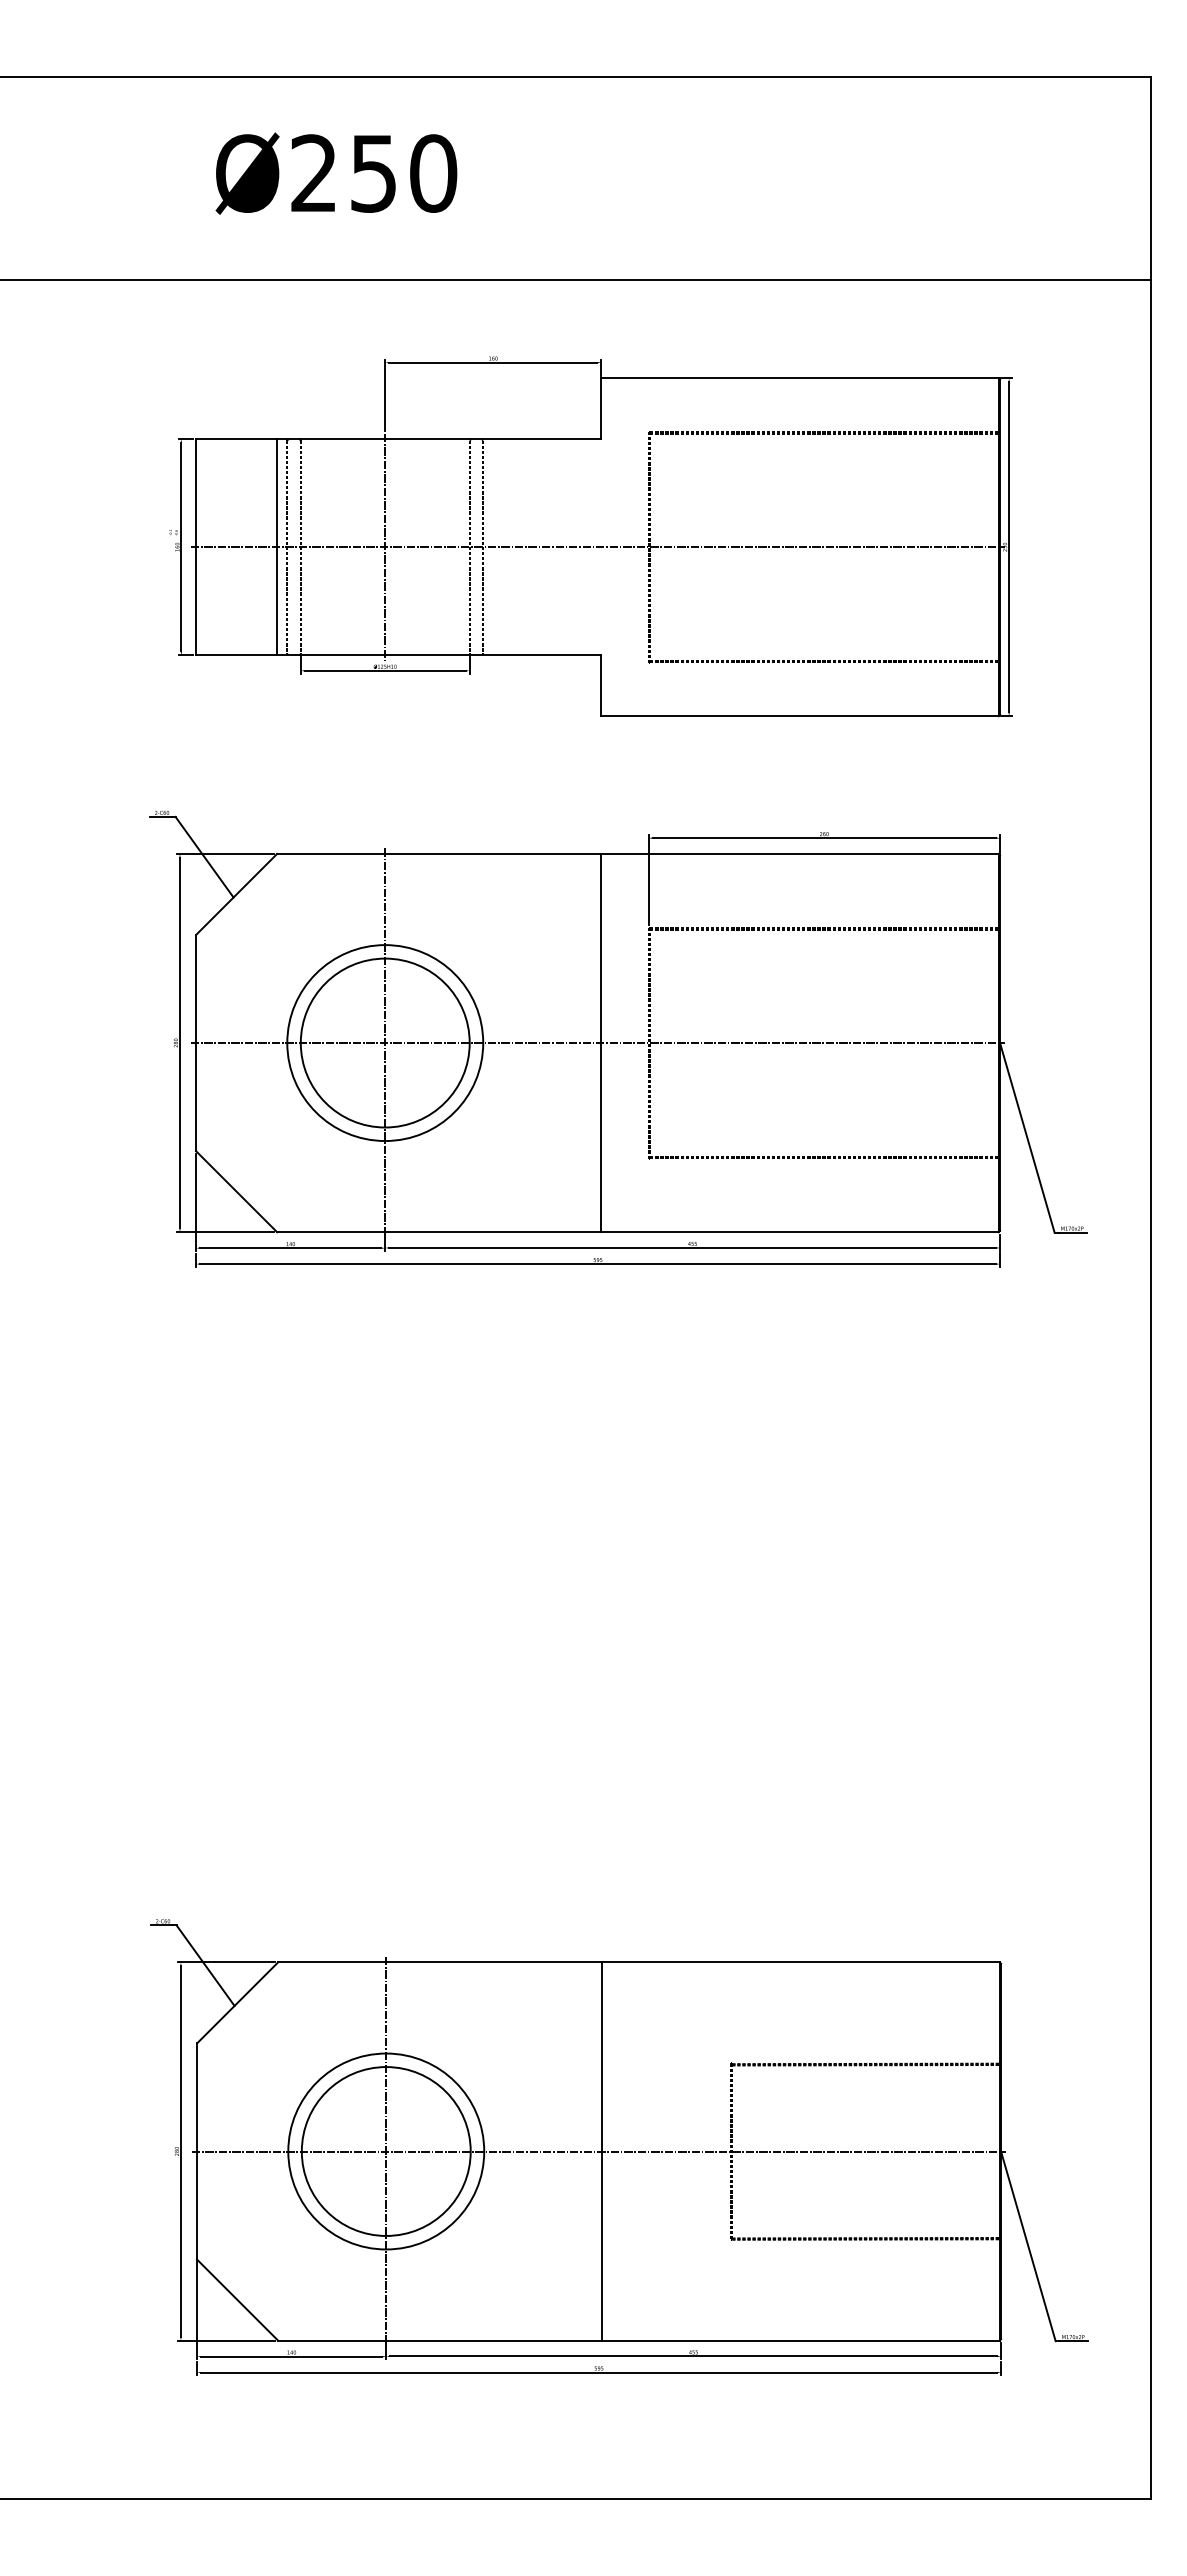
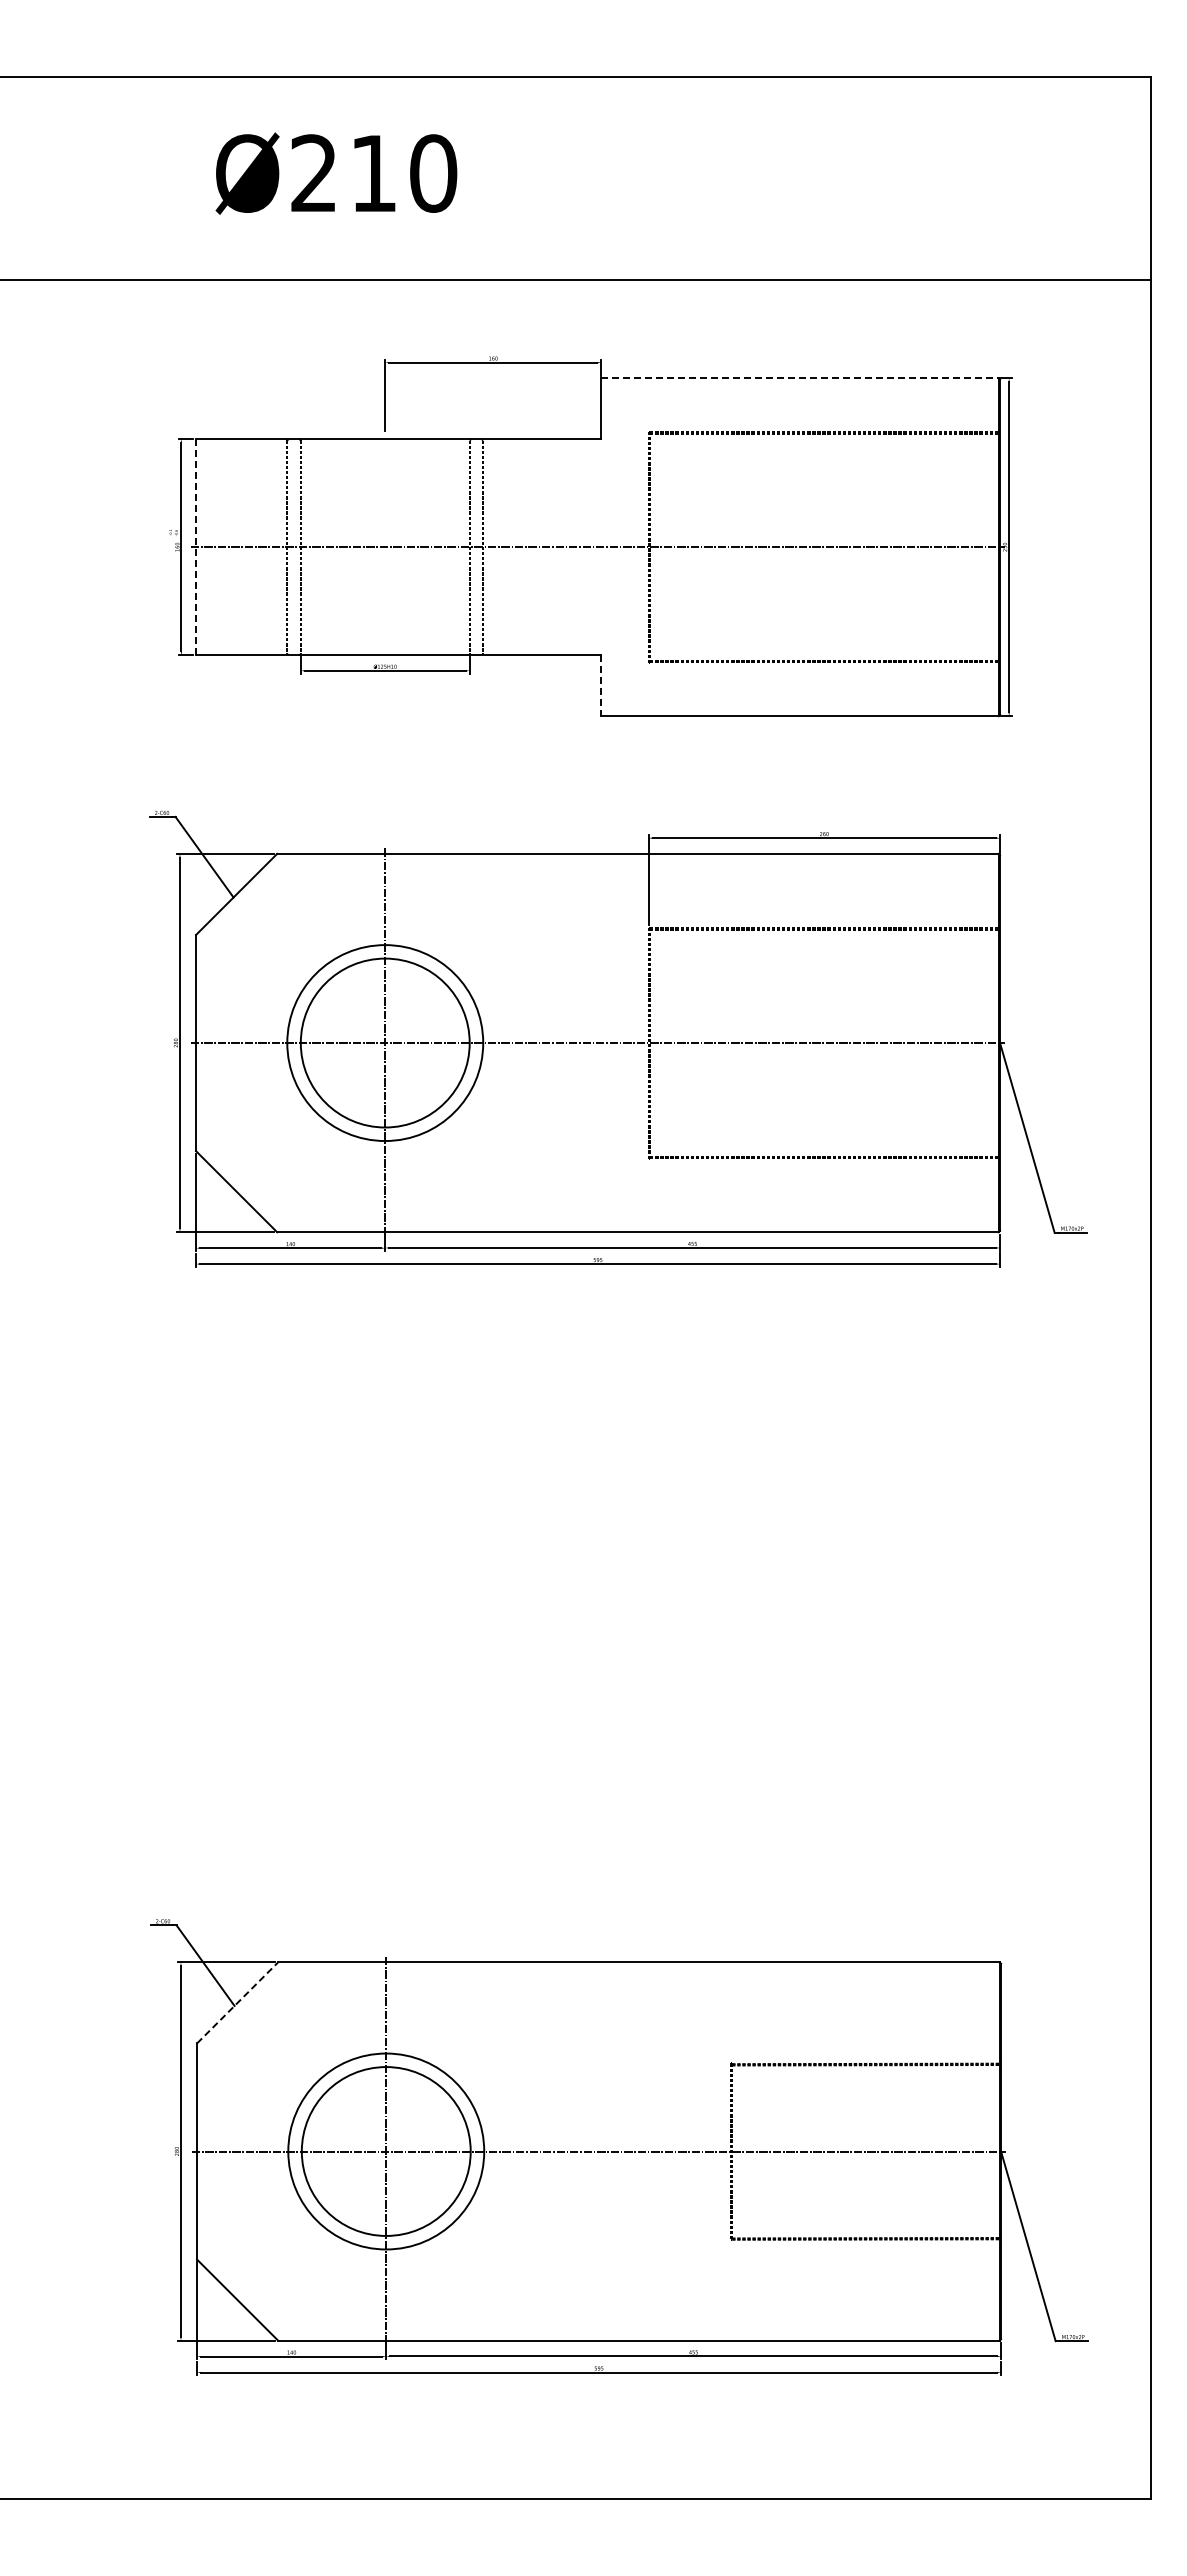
text: Ø250 -> Ø210 (373, 173)
line: solid -> dashed (800, 378)
line: present -> none (385, 546)
line: solid -> dashed (196, 547)
line: present -> none (277, 547)
line: solid -> dashed (601, 686)
line: present -> none (601, 1042)
line: solid -> dashed (238, 2002)
line: present -> none (602, 2151)
